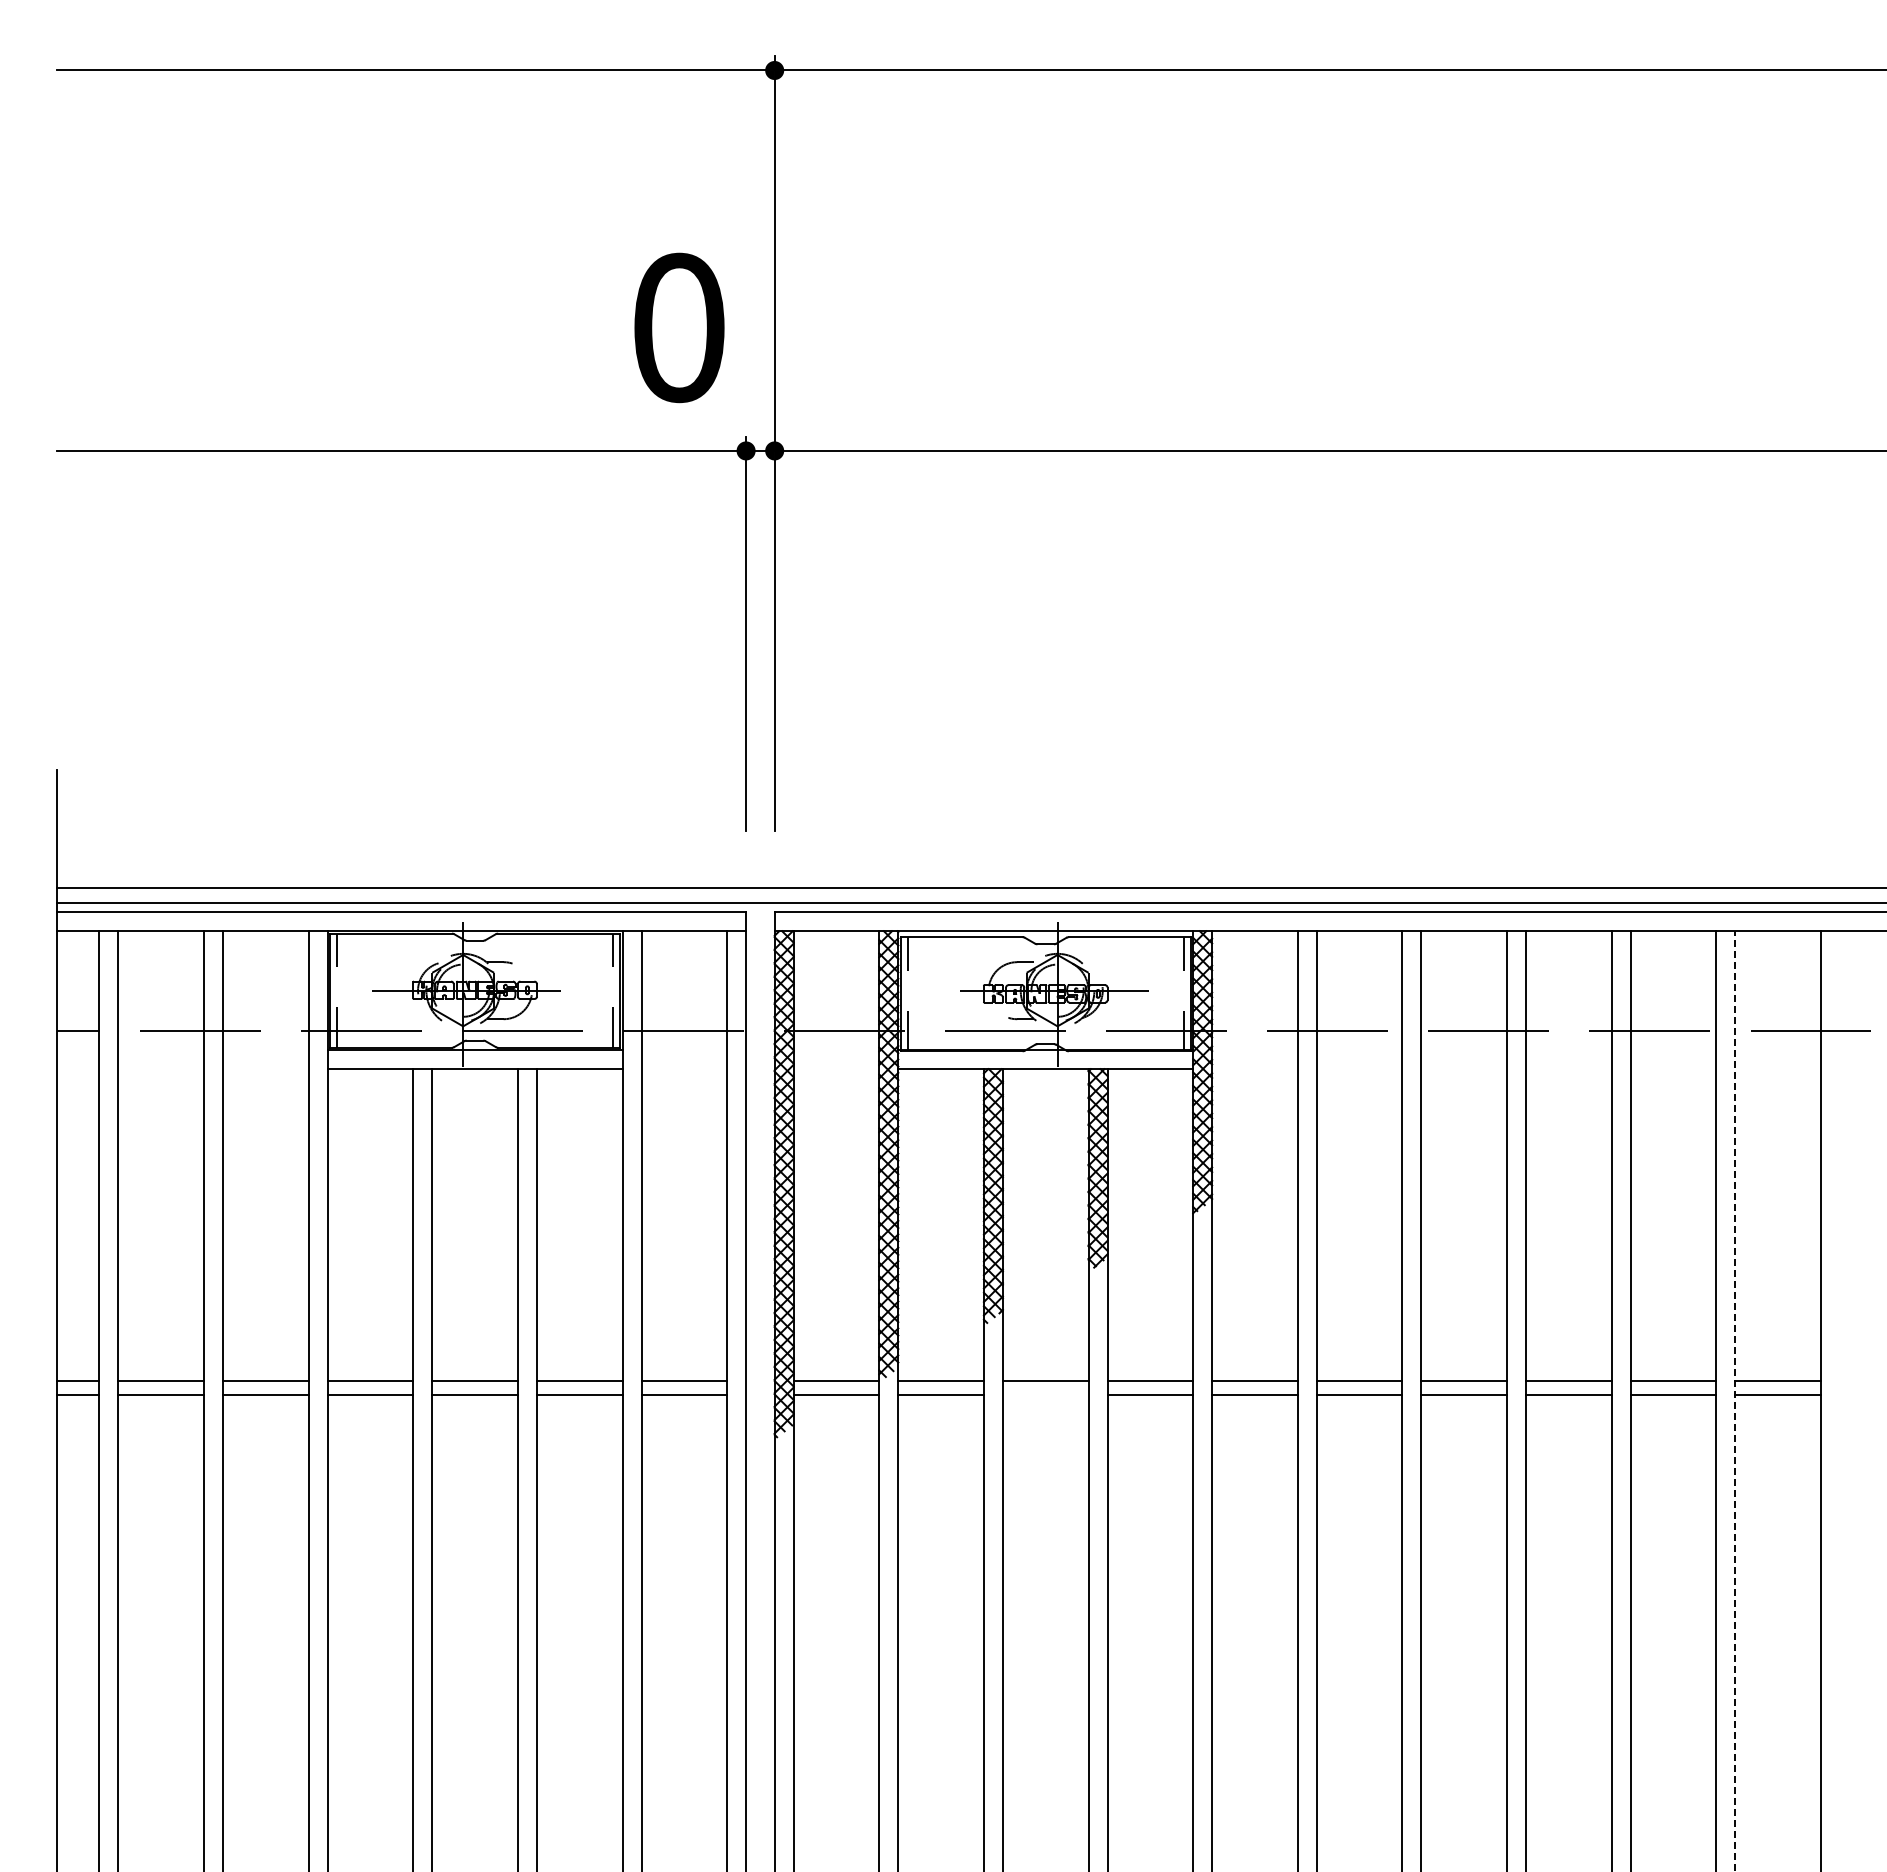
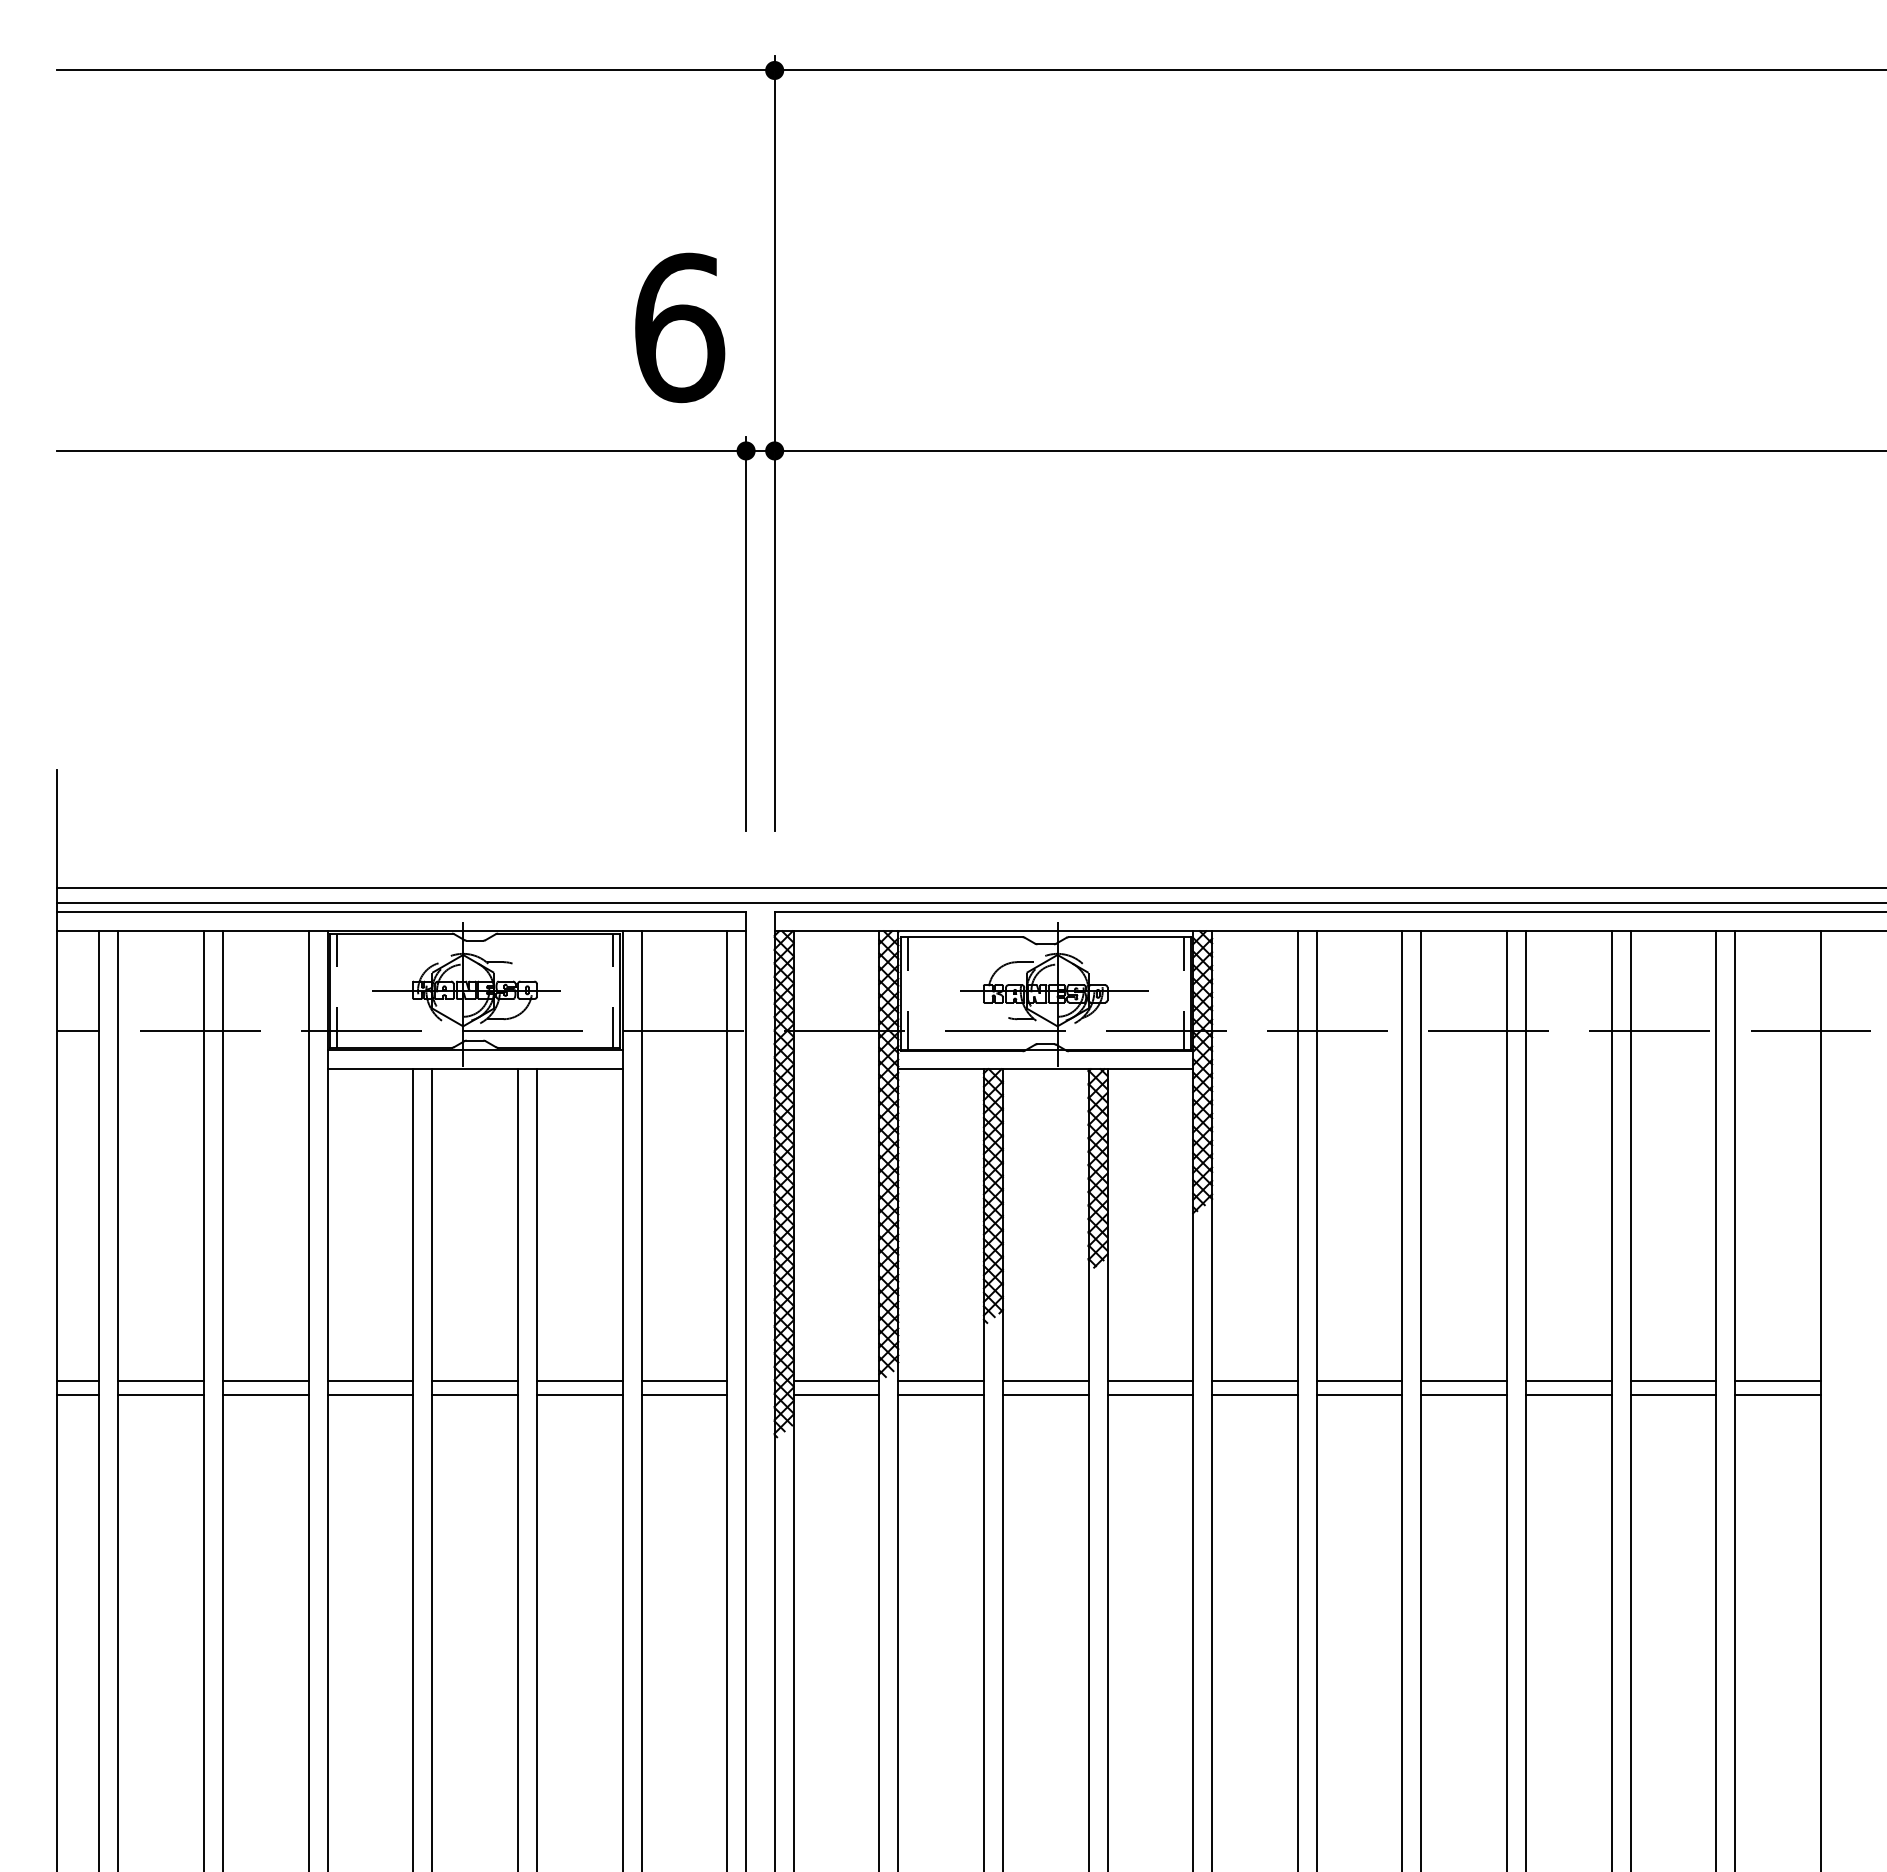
text: 0 -> 6 (679, 327)
line: none -> present (1045, 1394)
line: dashed -> solid (1735, 1401)
